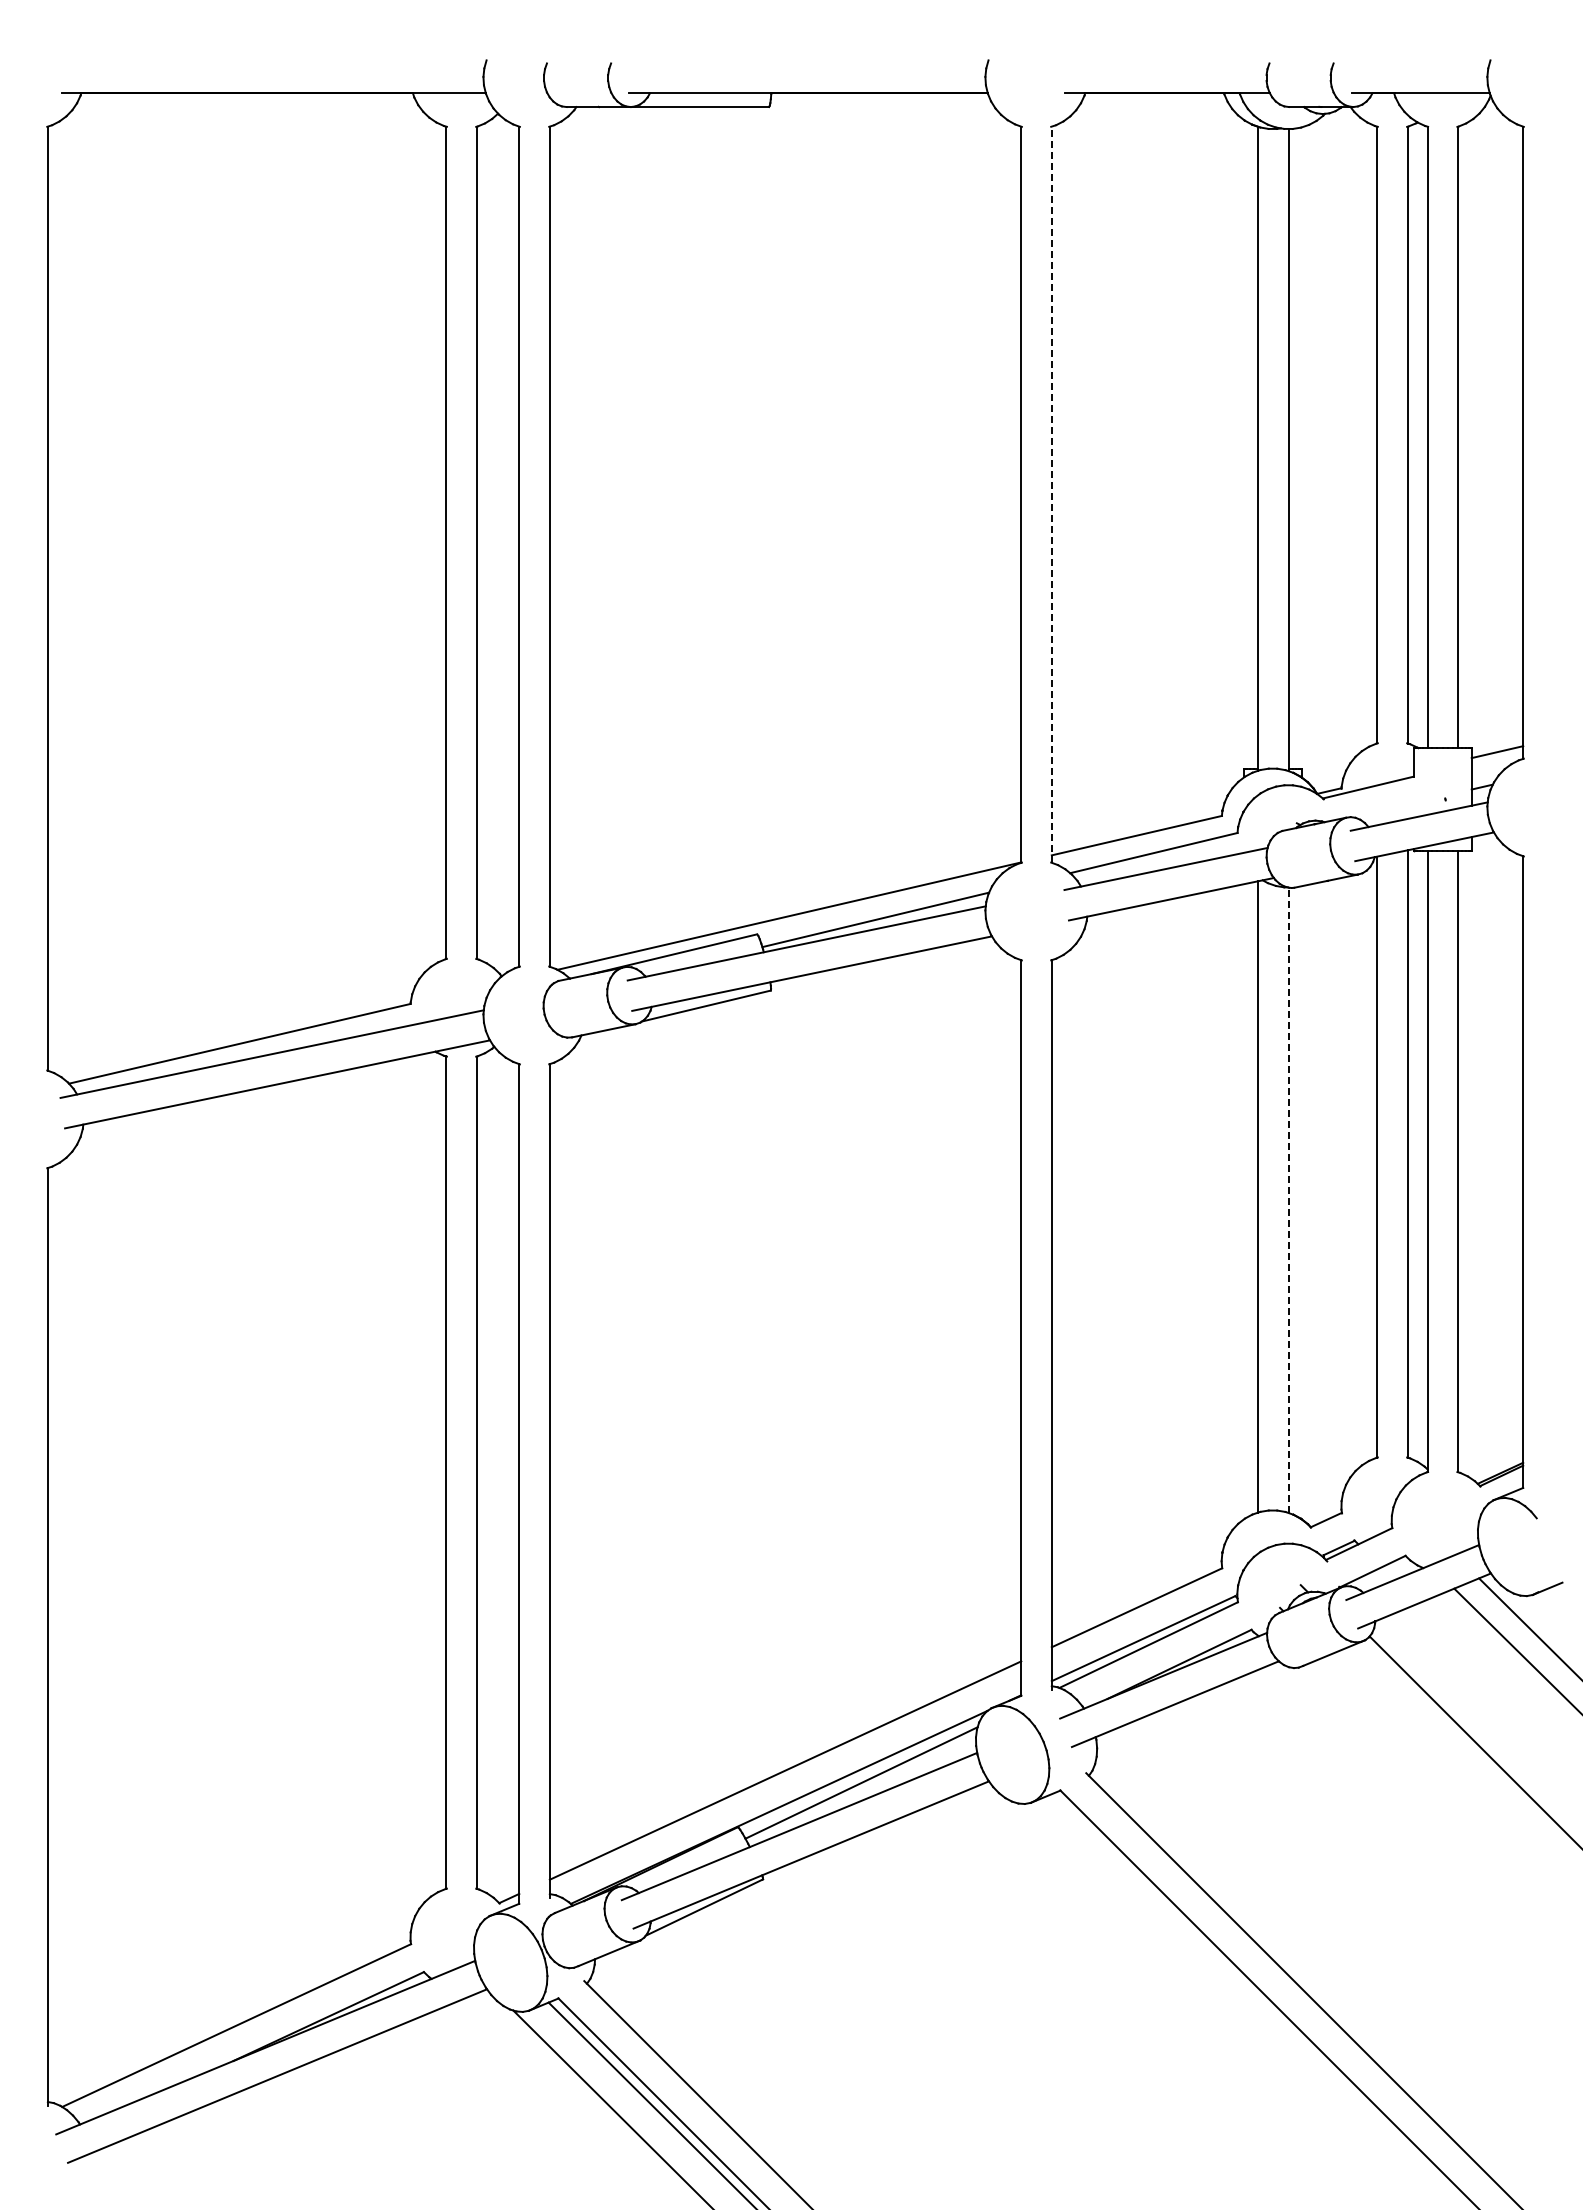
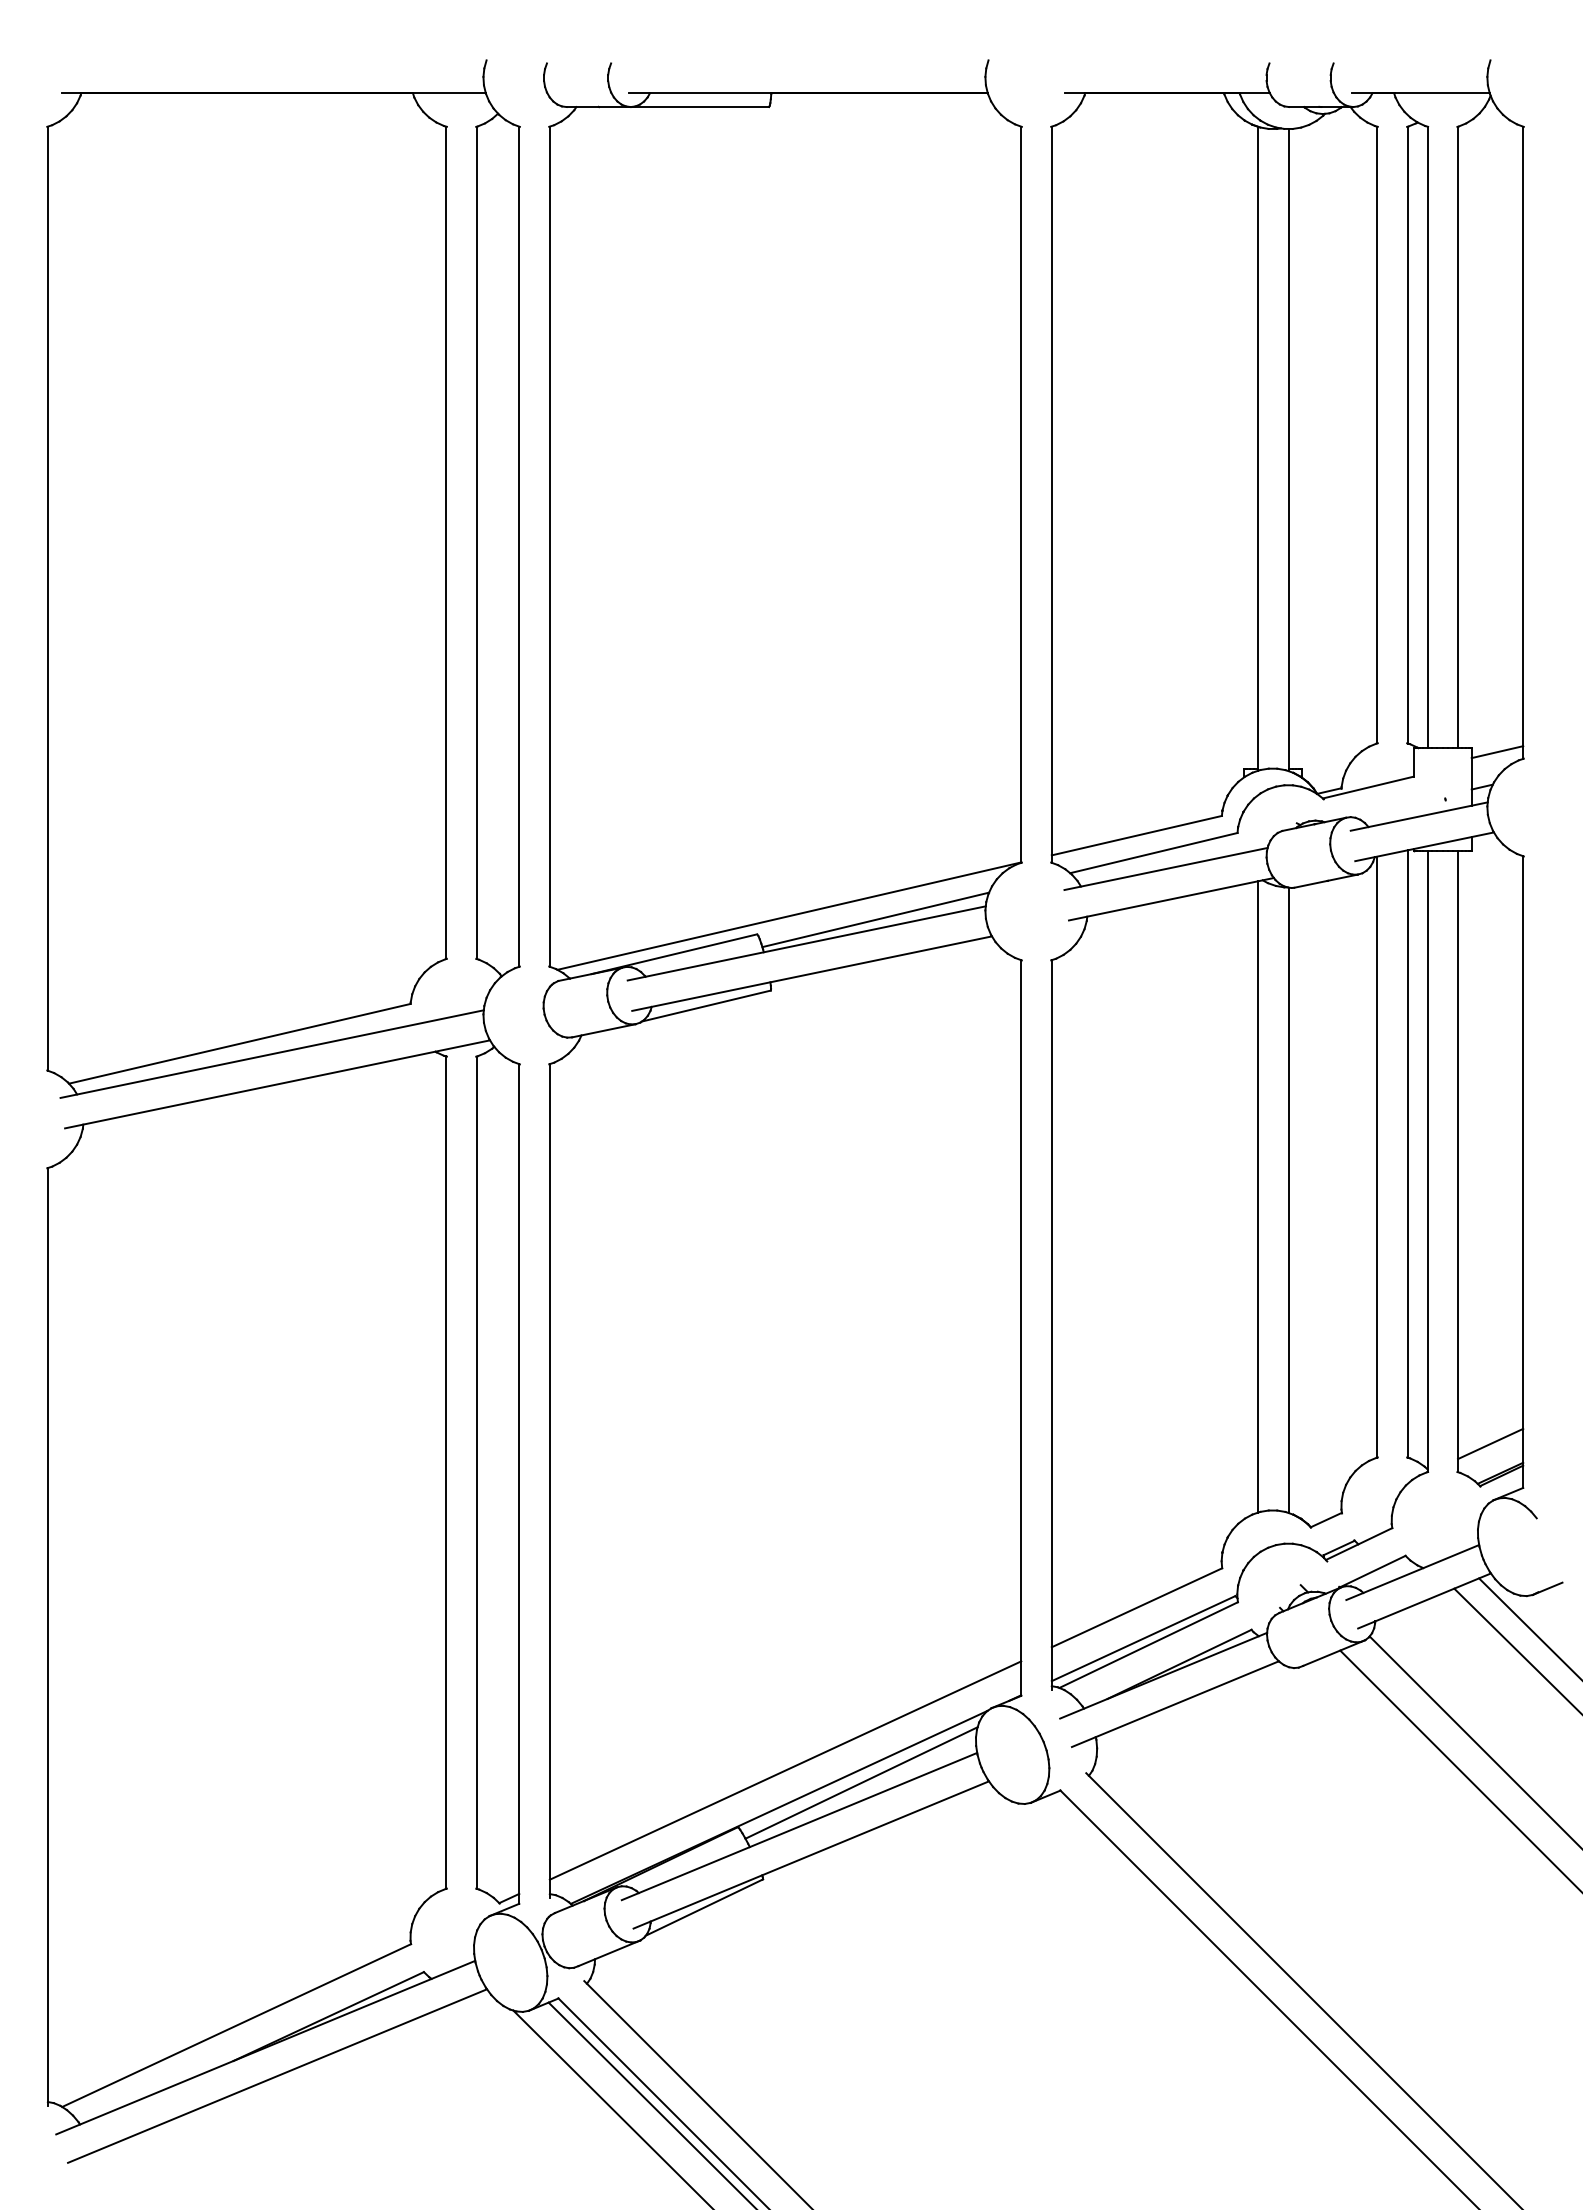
line: dashed -> solid (1051, 494)
line: dashed -> solid (1288, 1200)
line: none -> present (1490, 1443)
line: none -> present (1459, 1769)
